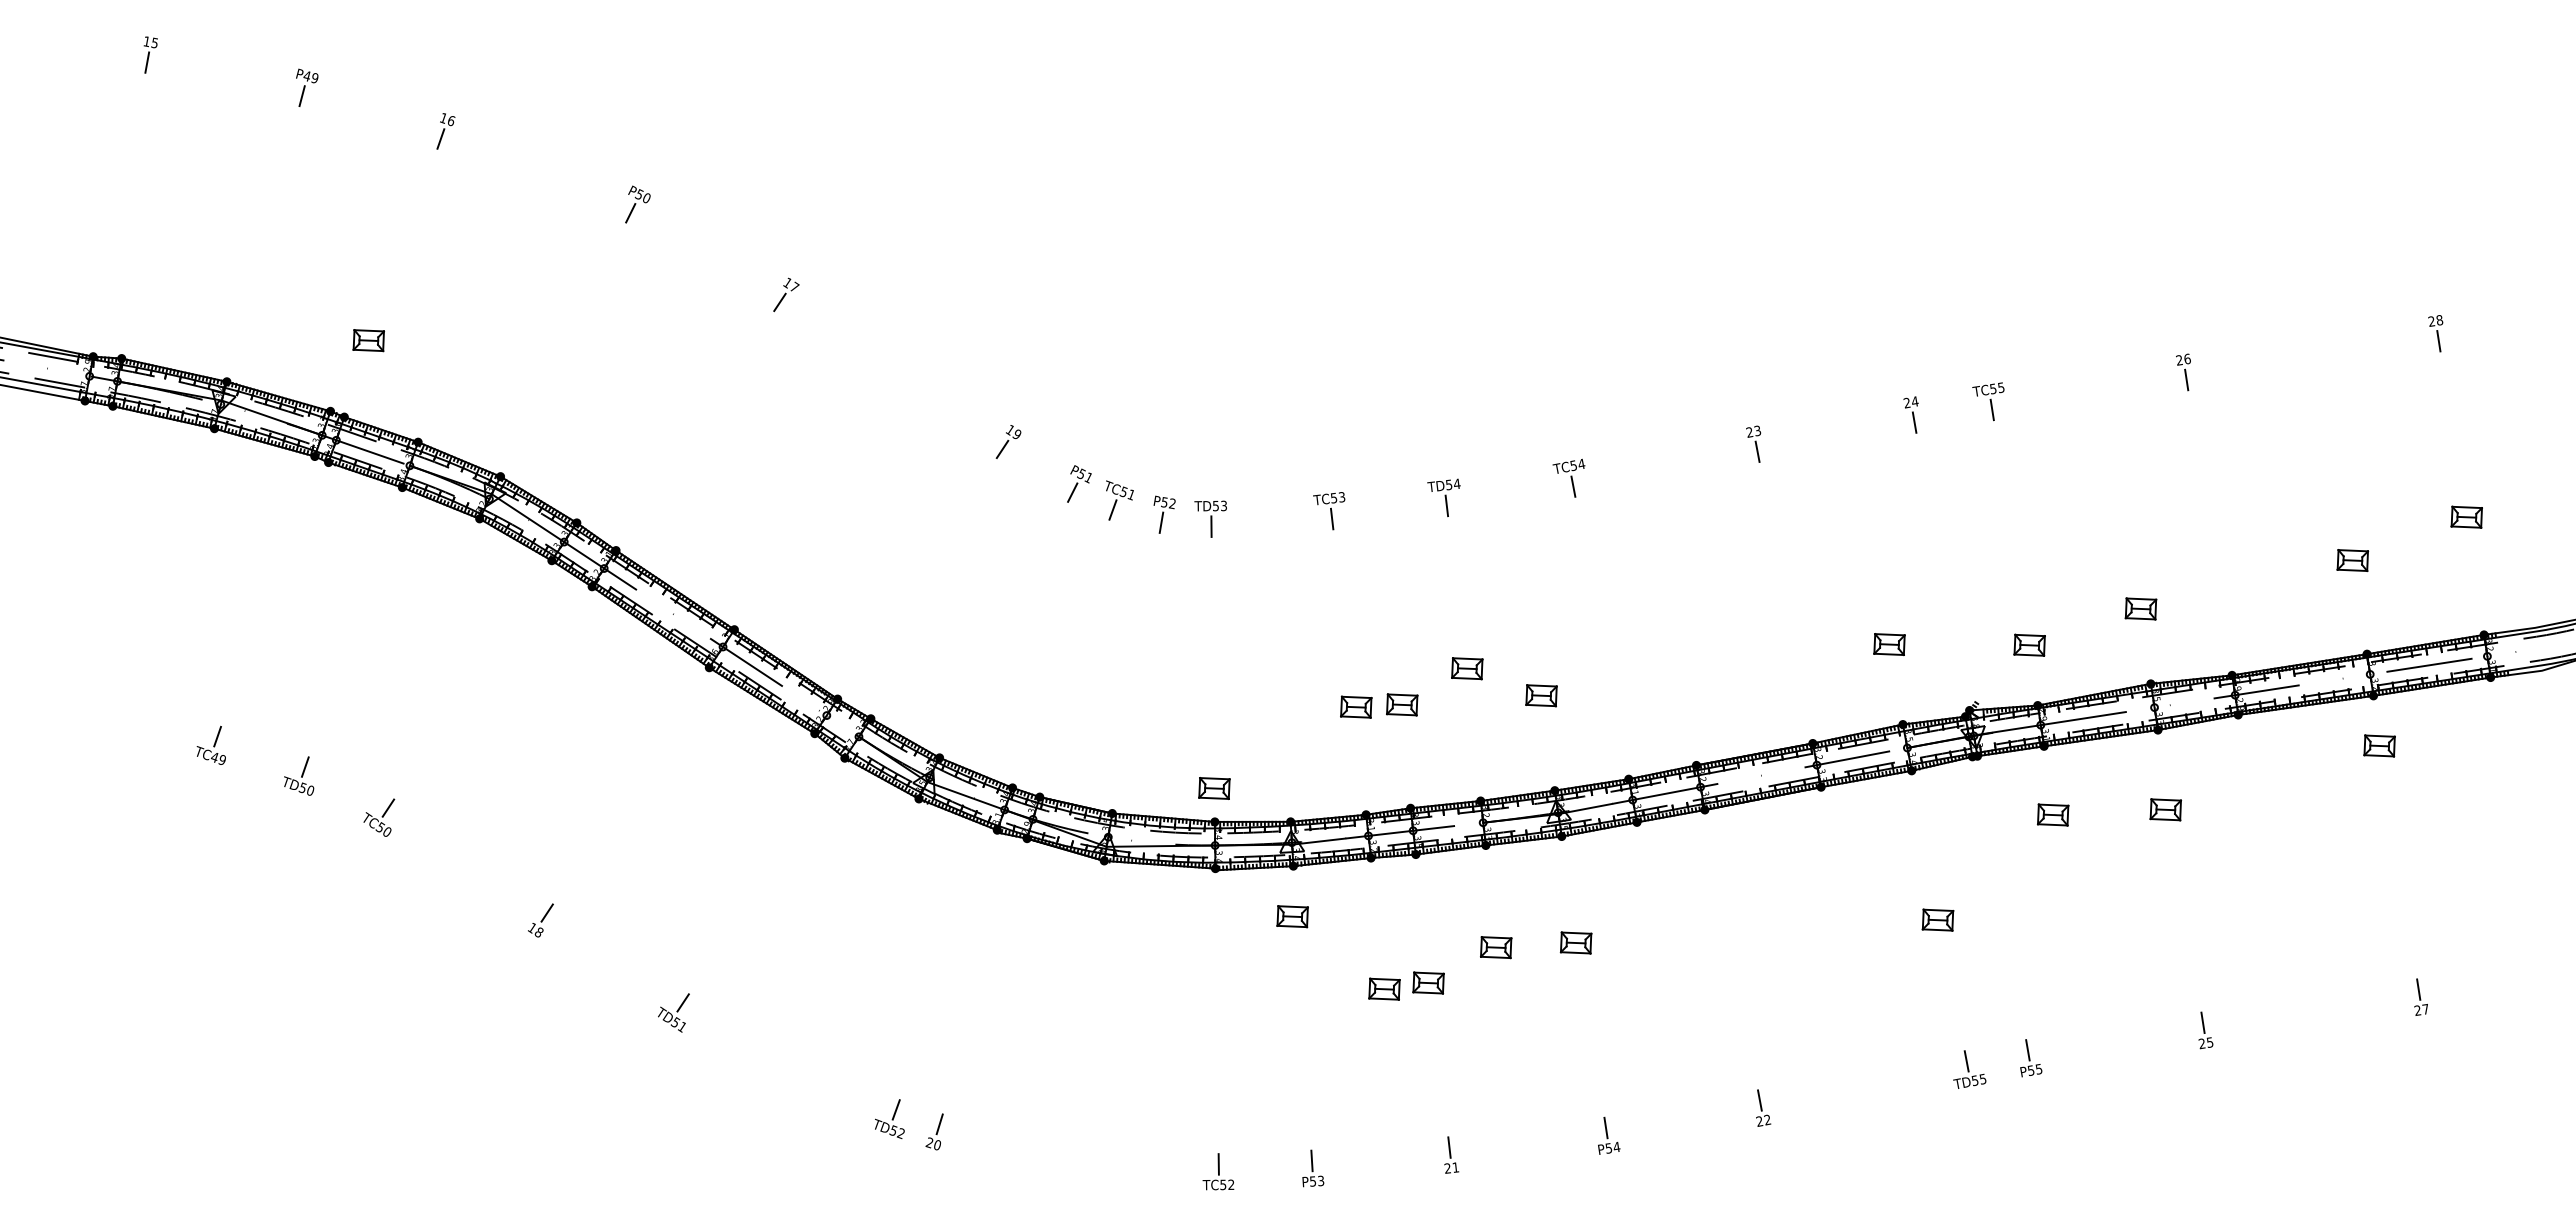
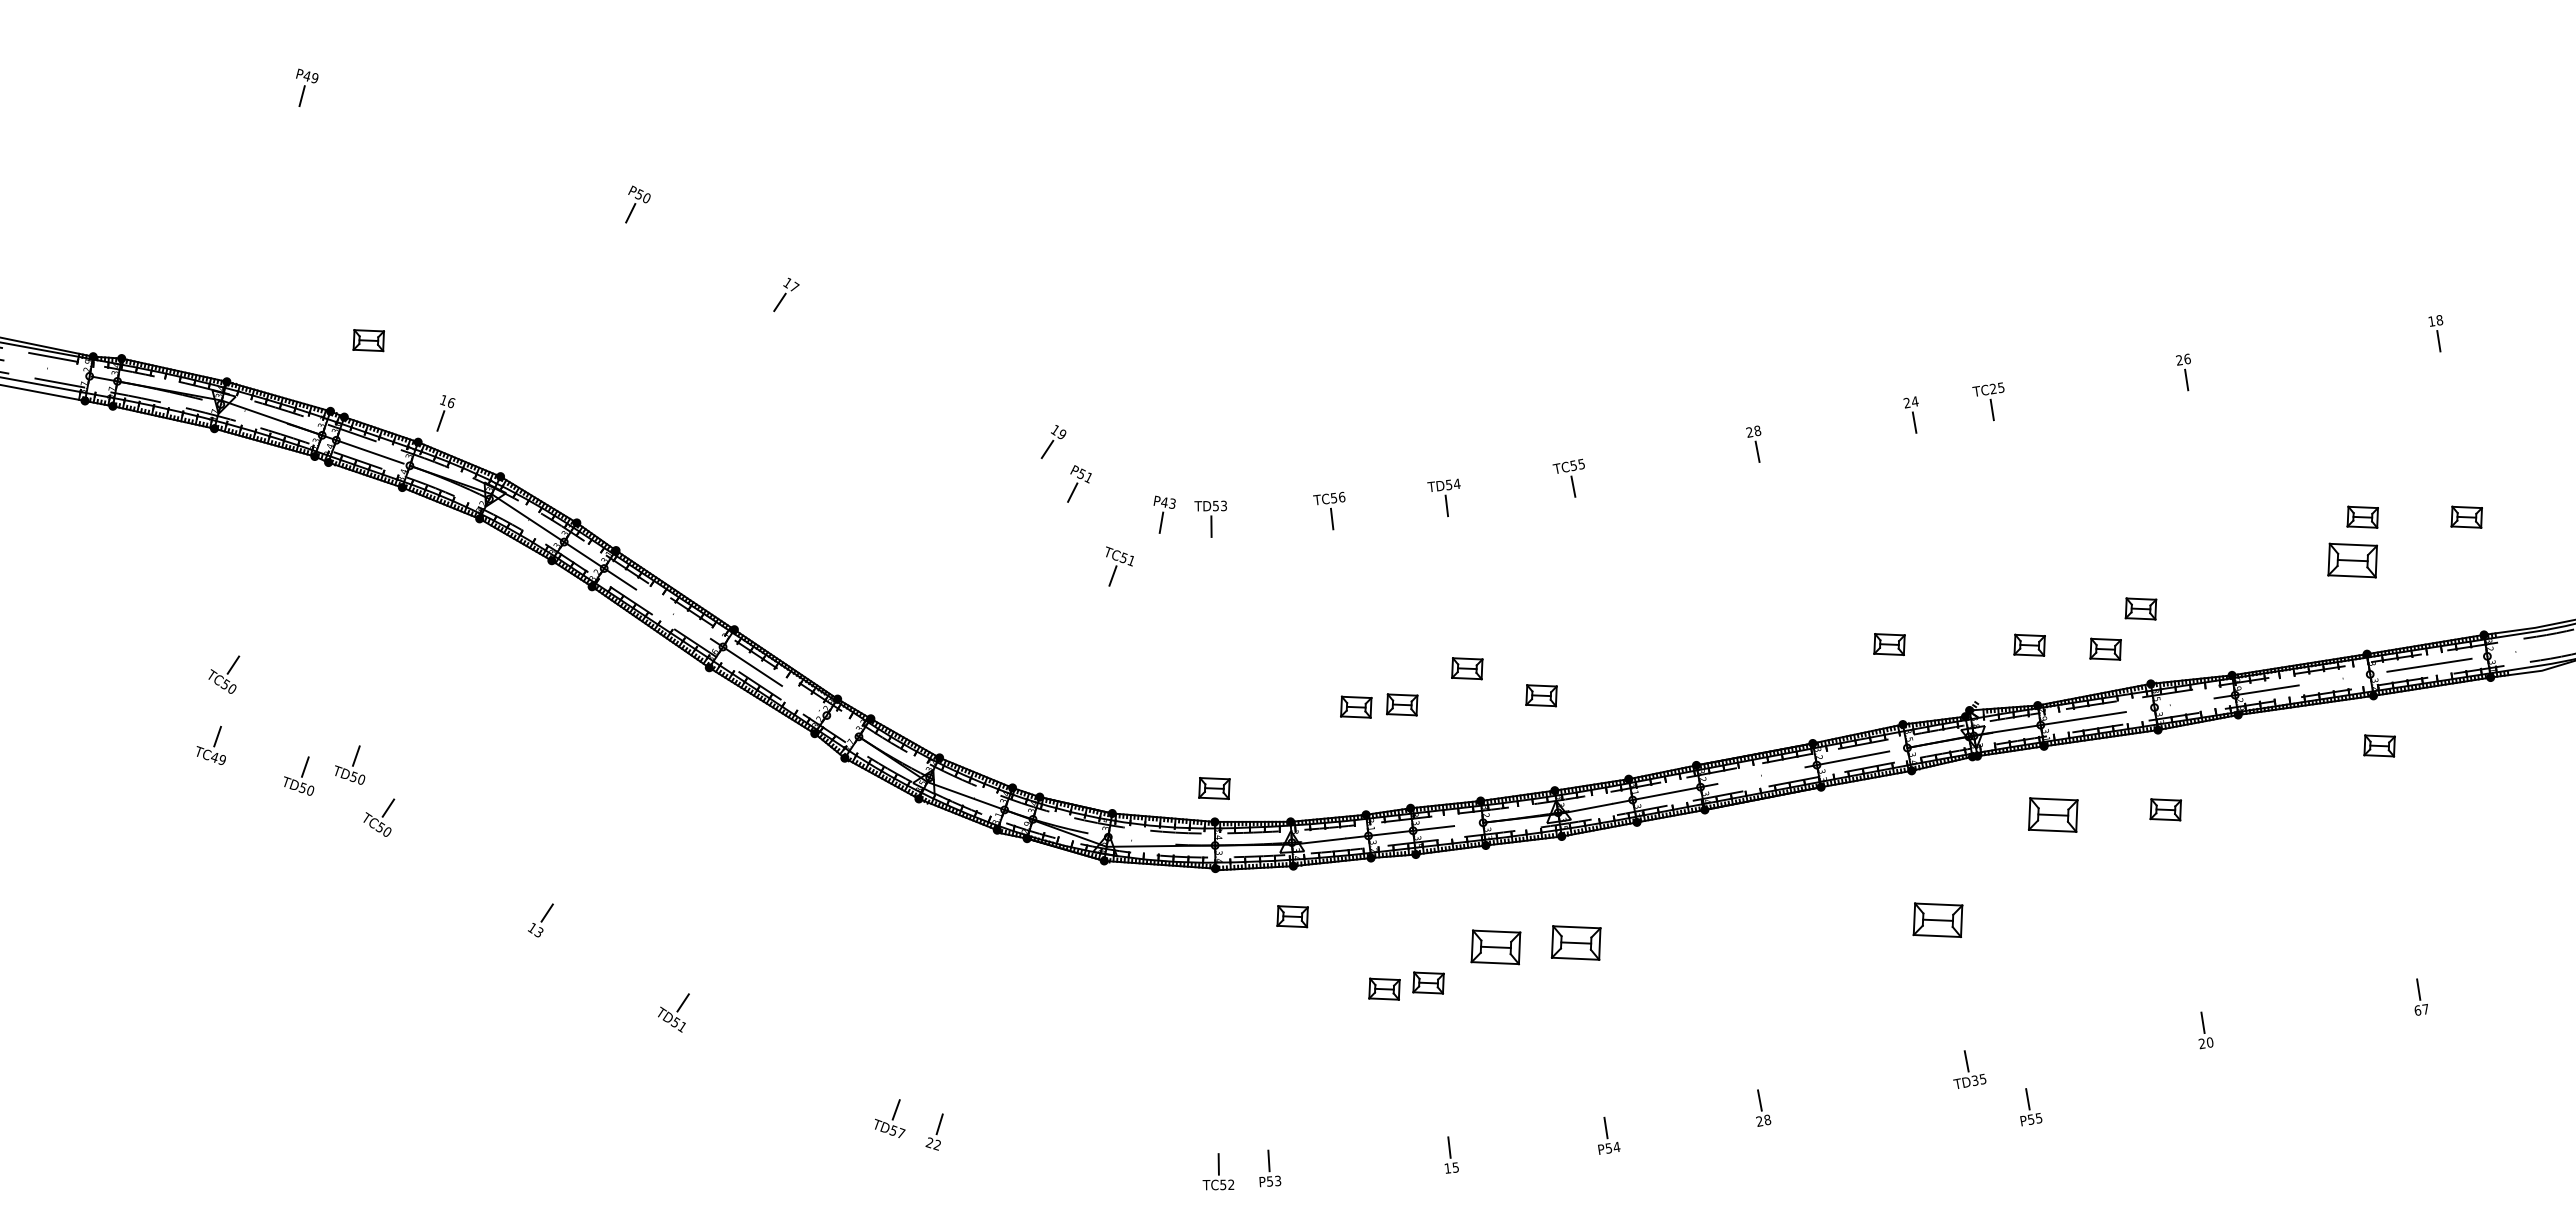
part: present -> none (150, 54)
part position: (445, 131) -> (445, 413) (445, 413)
text: 28 -> 18 (2431, 321)
text: TC55 -> TC25 (1992, 388)
text: 23 -> 28 (1757, 430)
part position: (1008, 441) -> (1053, 441) (1053, 441)
text: TC54 -> TC55 (1581, 464)
text: TC53 -> TC56 (1341, 496)
part position: (1119, 500) -> (1119, 566) (1119, 566)
text: P52 -> P43 (1168, 503)
part: none -> present (2362, 516)
part size: 34x23 px -> 52x37 px (2352, 560)
part: none -> present (2105, 648)
part: none -> present (224, 674)
part: none -> present (350, 764)
part size: 34x24 px -> 51x36 px (2053, 814)
part size: 34x24 px -> 52x36 px (1937, 919)
text: 18 -> 13 (538, 932)
part size: 34x24 px -> 52x36 px (1575, 942)
part size: 33x24 px -> 52x37 px (1495, 947)
text: 27 -> 67 (2417, 1010)
text: 25 -> 20 (2209, 1042)
part position: (2031, 1058) -> (2031, 1107) (2031, 1107)
text: TD55 -> TD35 (1975, 1079)
text: 22 -> 28 (1767, 1119)
text: TD52 -> TD57 (900, 1133)
text: 20 -> 22 (936, 1144)
text: 21 -> 15 (1451, 1167)
part position: (1313, 1168) -> (1270, 1168) (1270, 1168)
